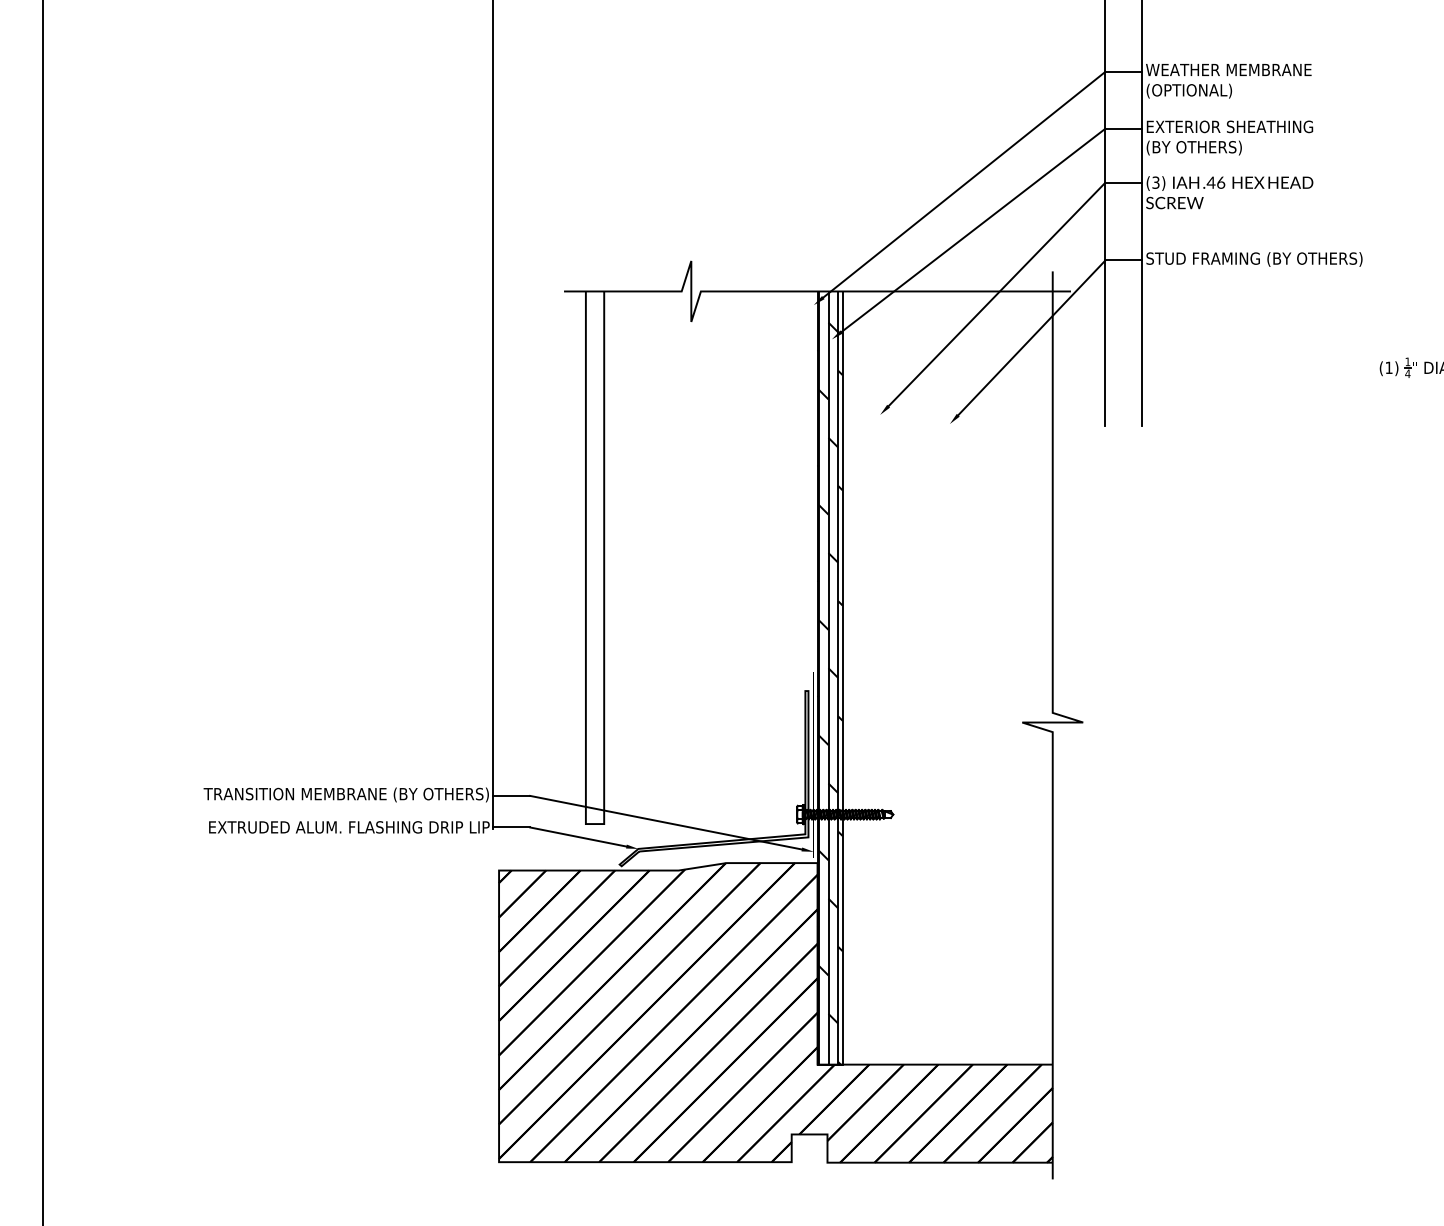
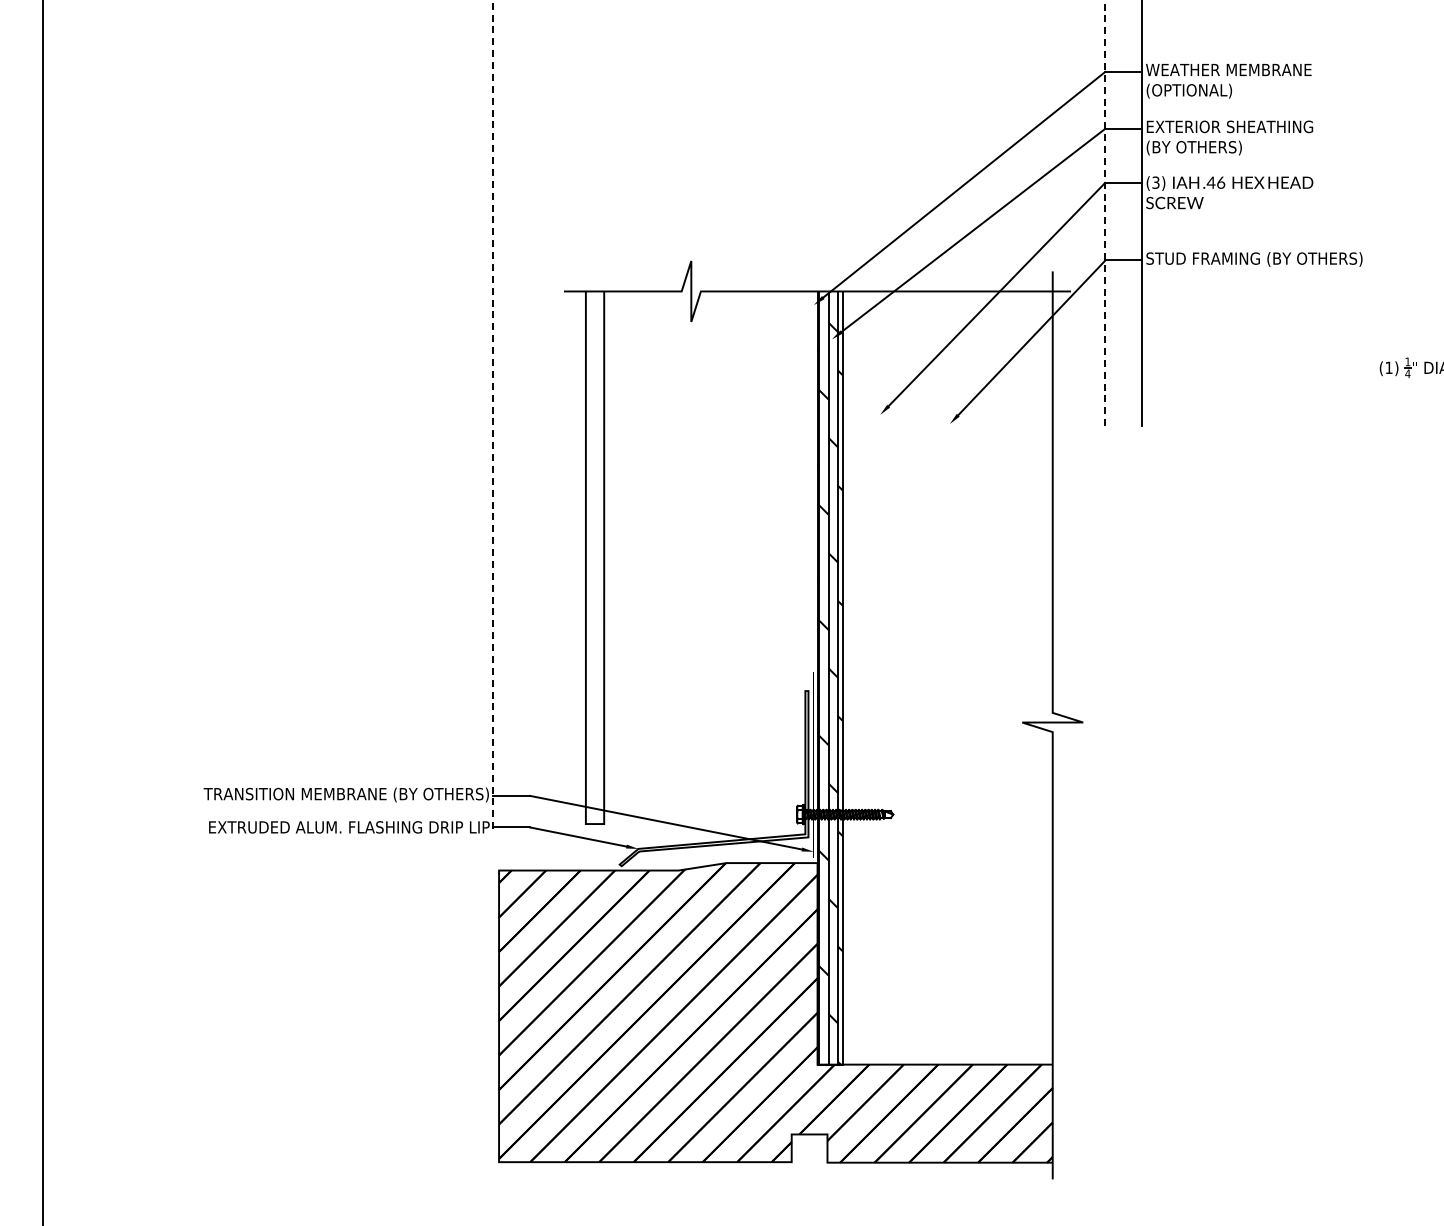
line: solid -> dashed (1105, 213)
line: solid -> dashed (493, 414)
